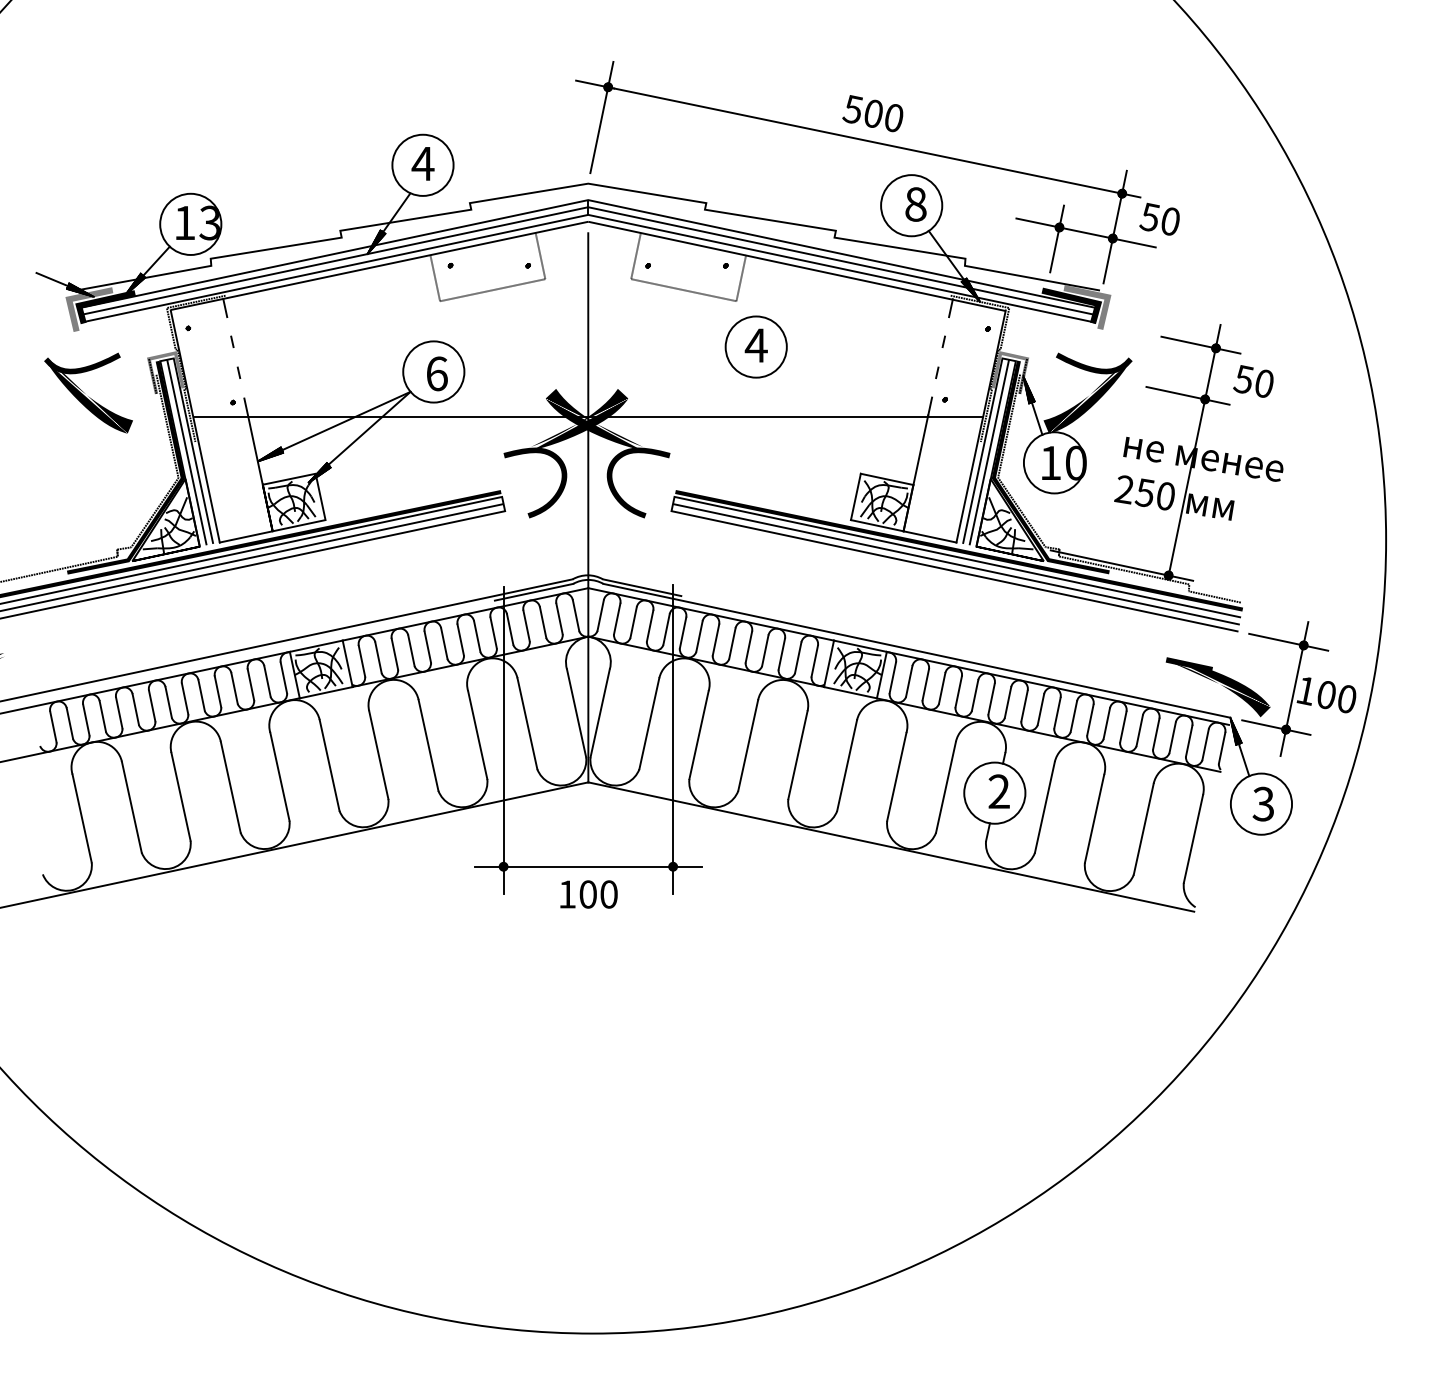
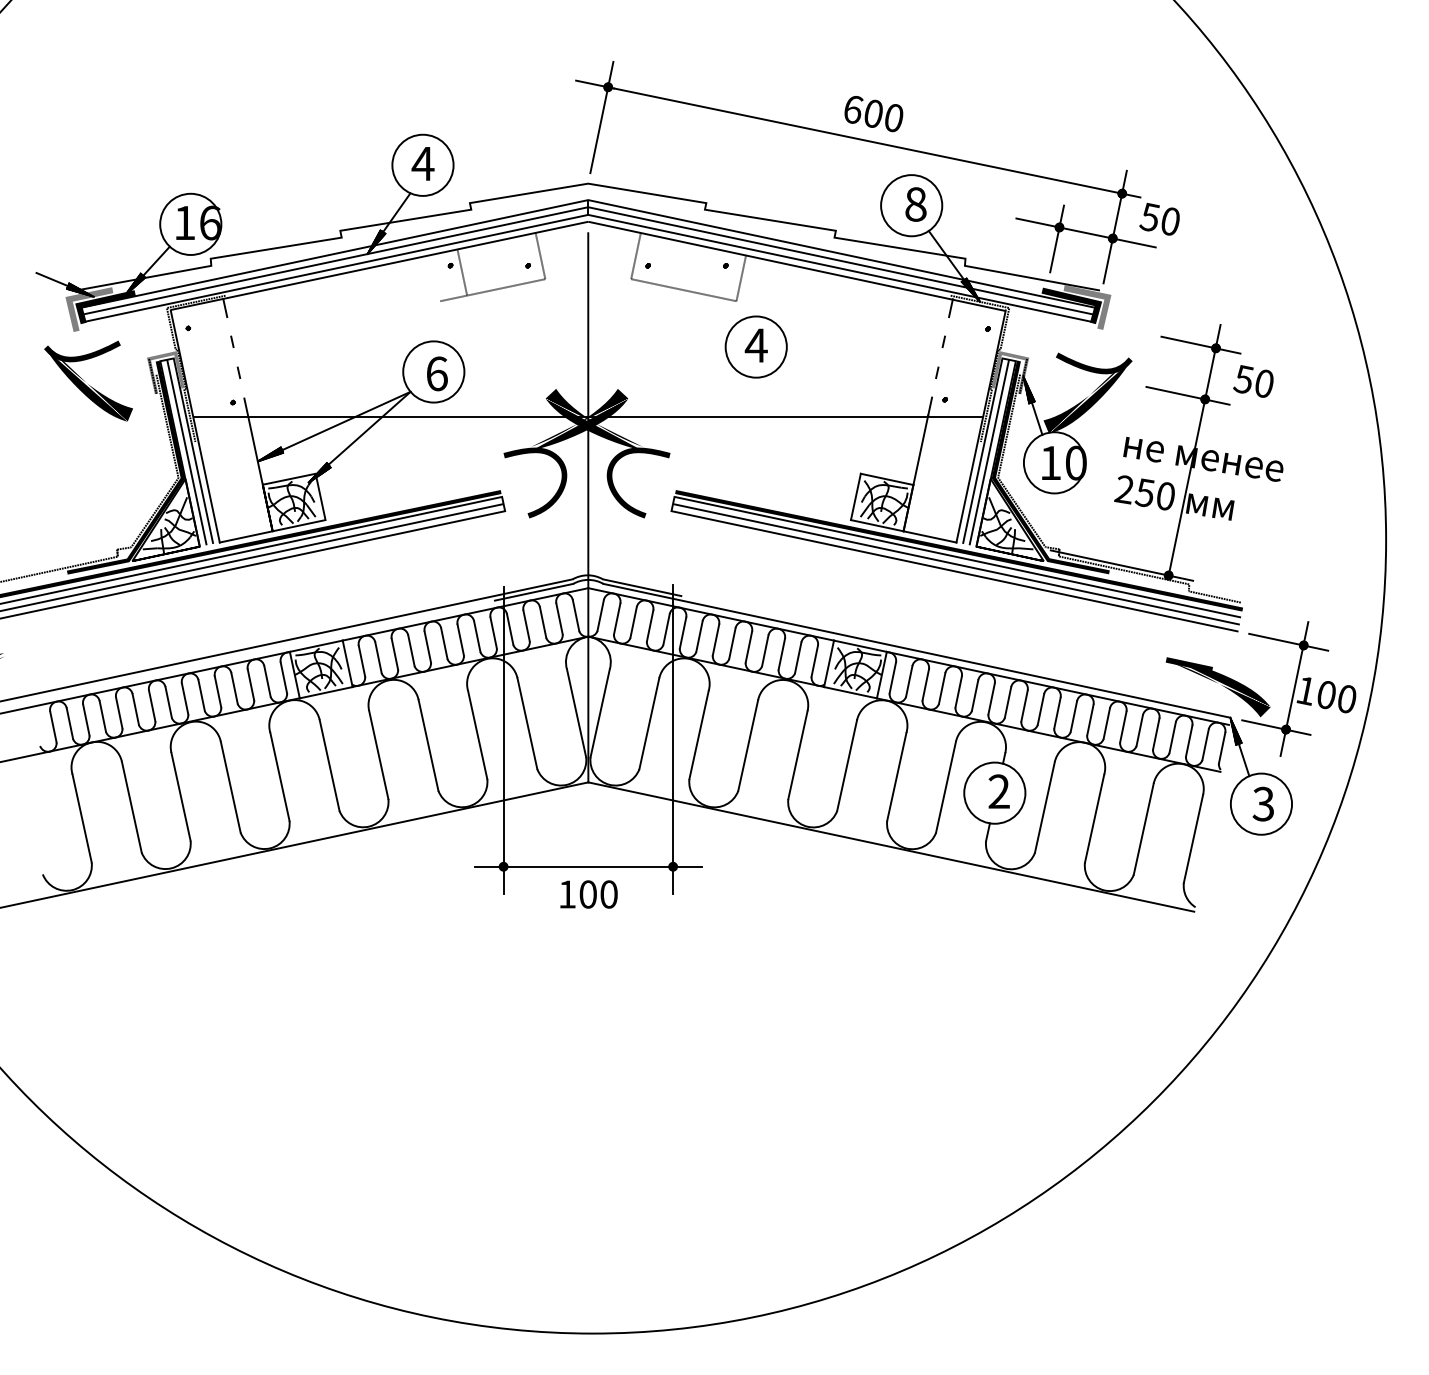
text: 500 -> 600 (852, 109)
text: 13 -> 16 (209, 222)
line position: (435, 278) -> (462, 272) (462, 272)
part position: (88, 392) -> (88, 380) (88, 380)
